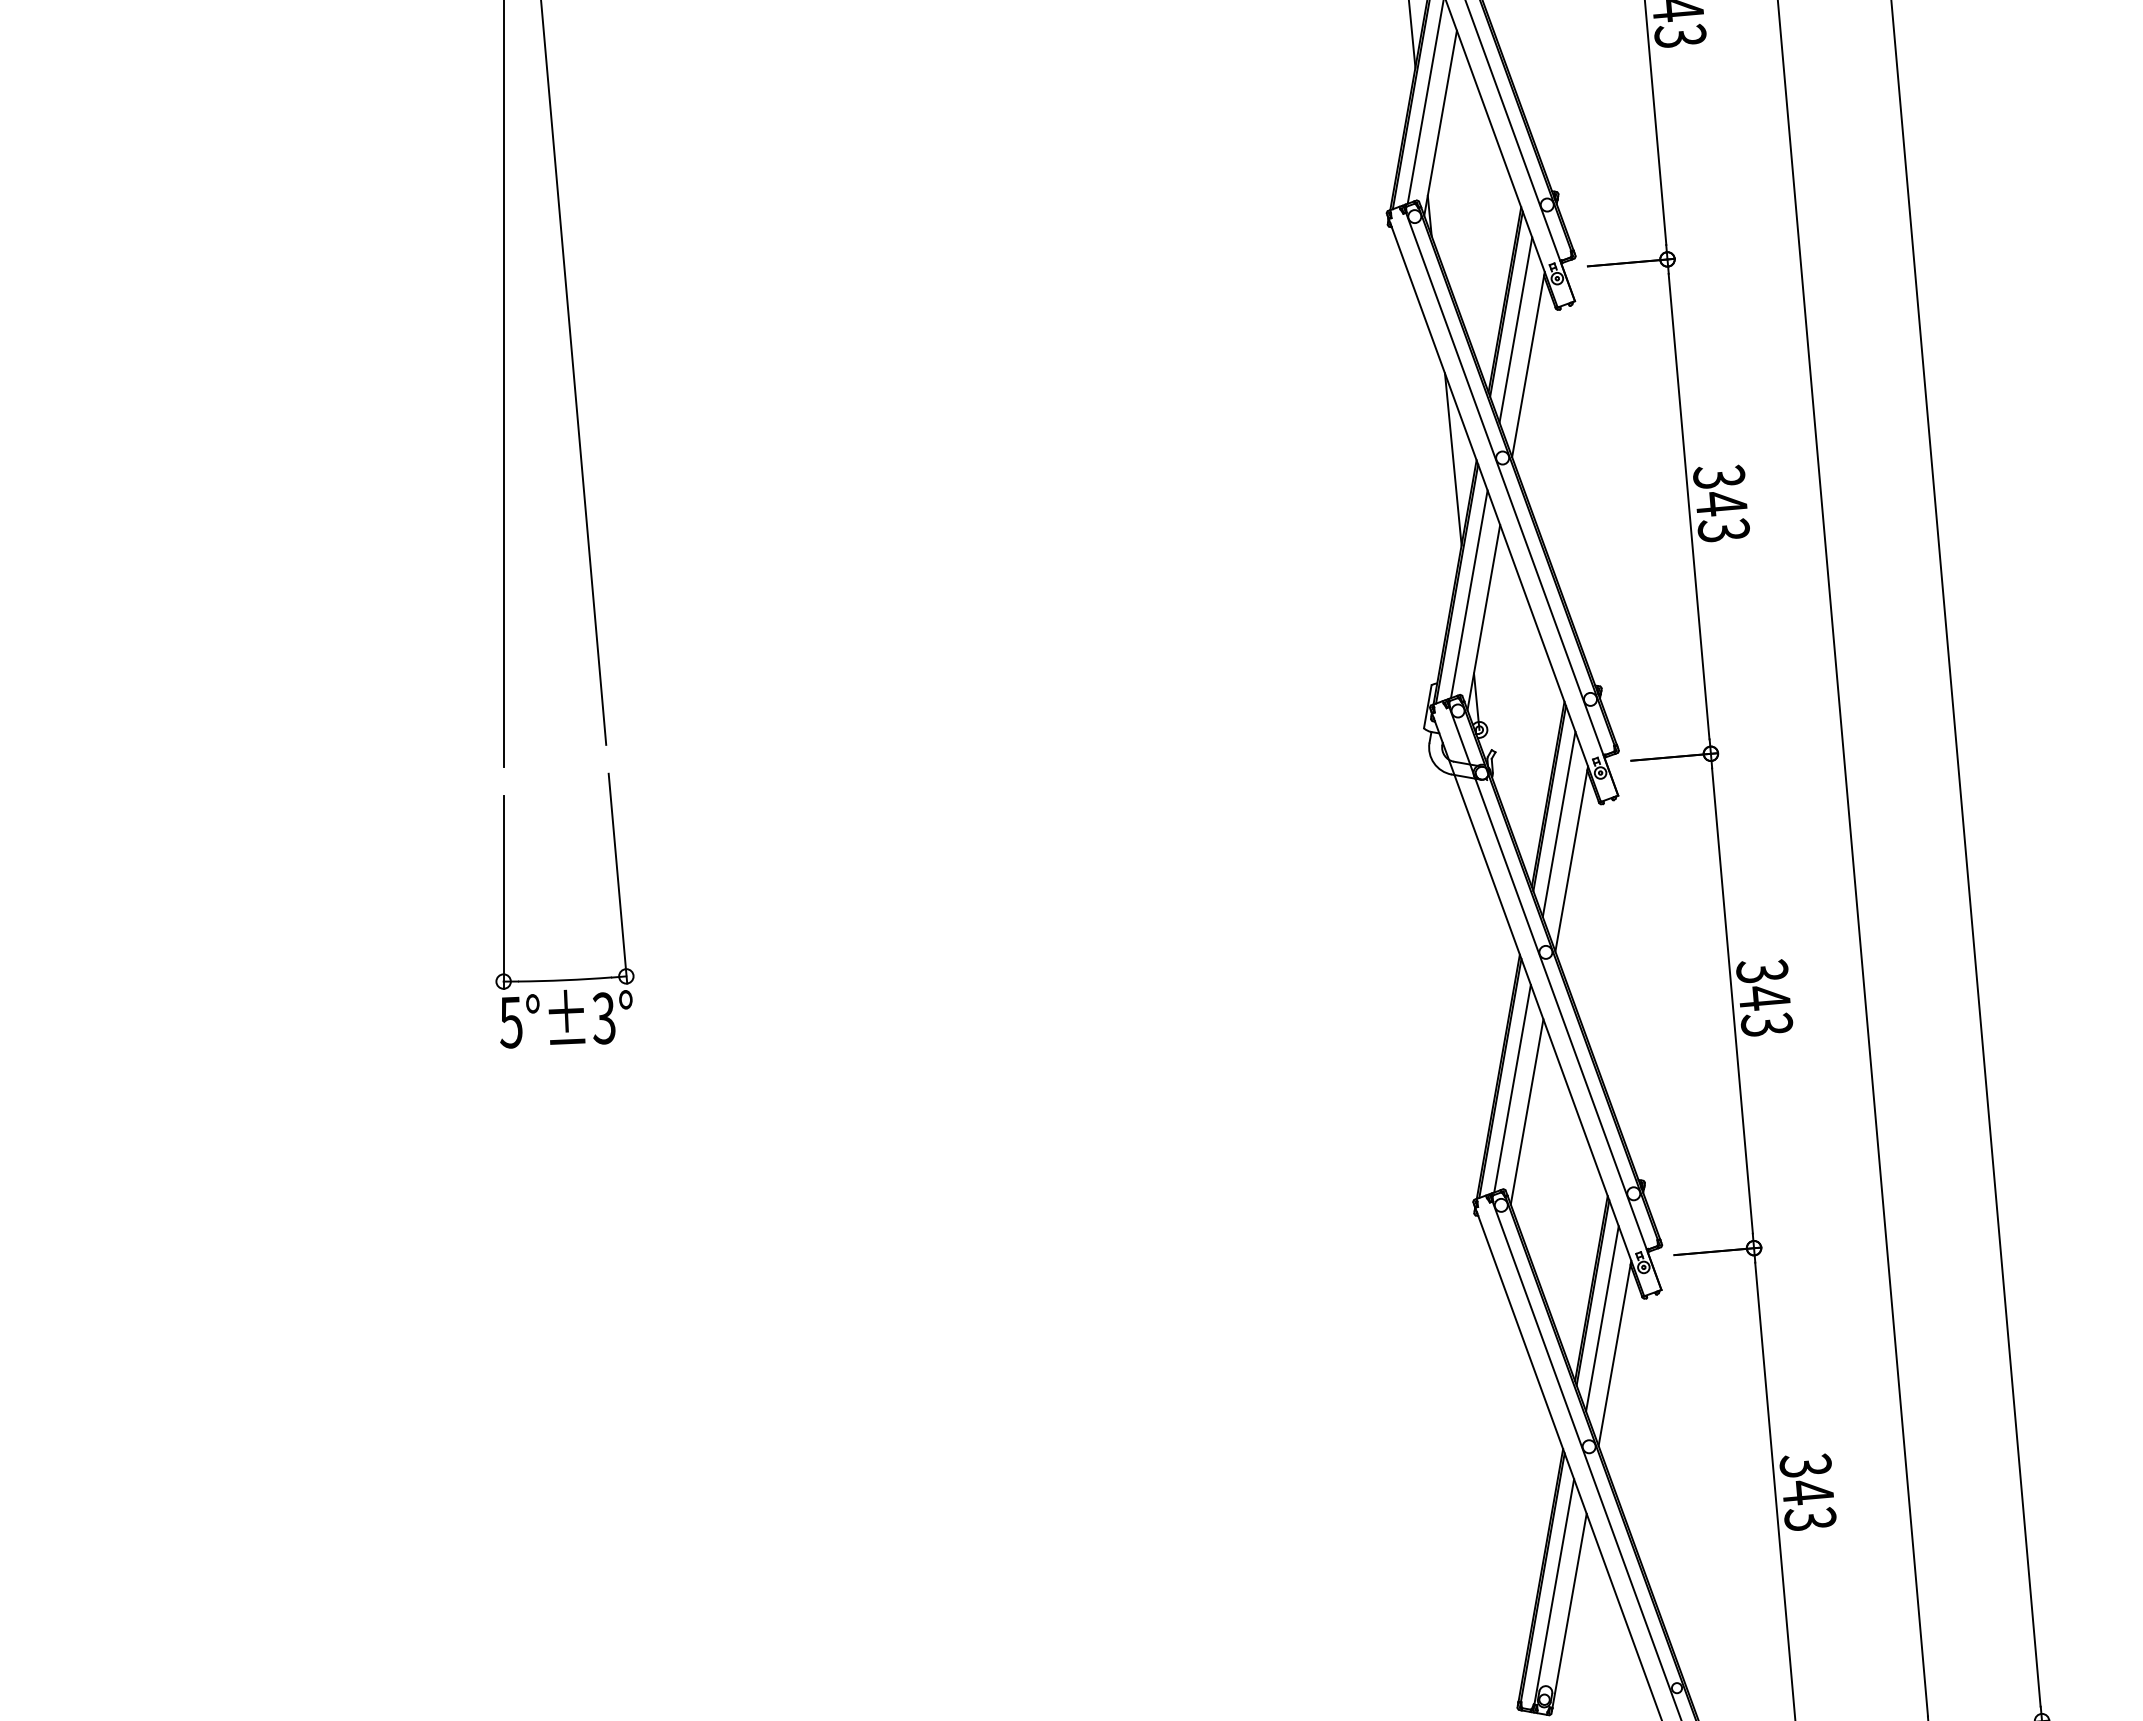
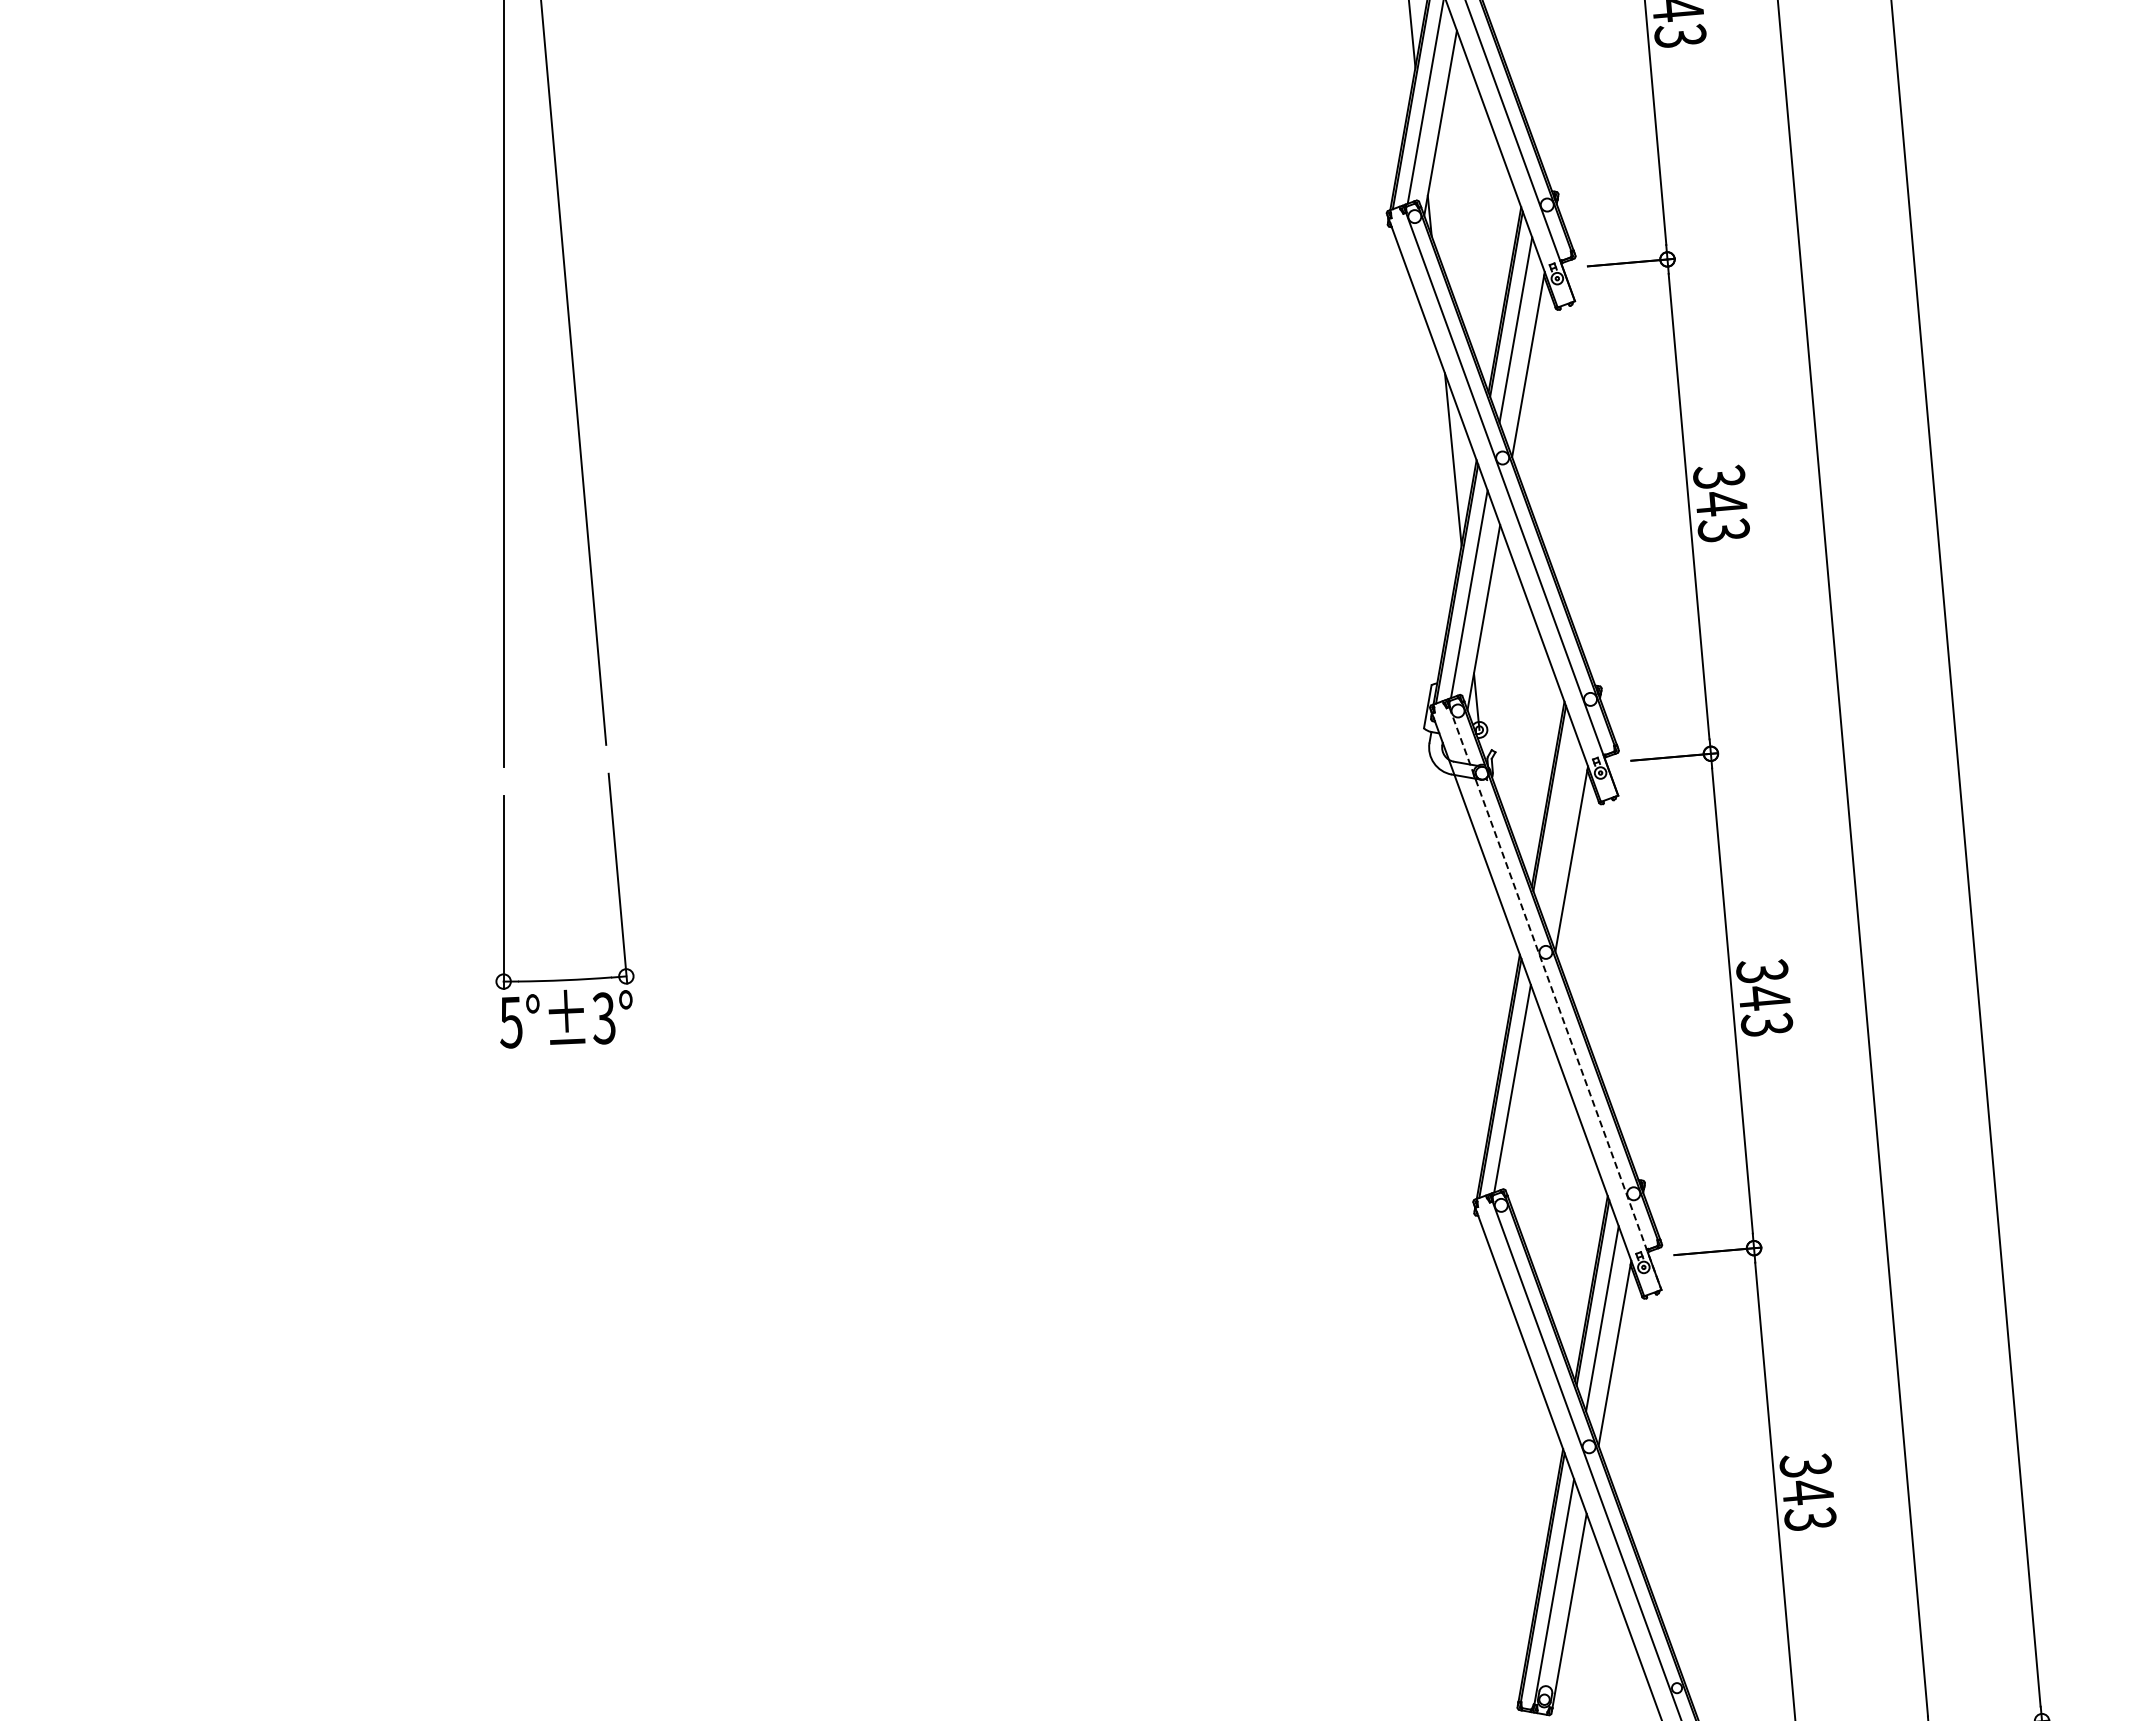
line: present -> none (1558, 824)
line: solid -> dashed (1555, 999)
line: present -> none (1526, 1111)
